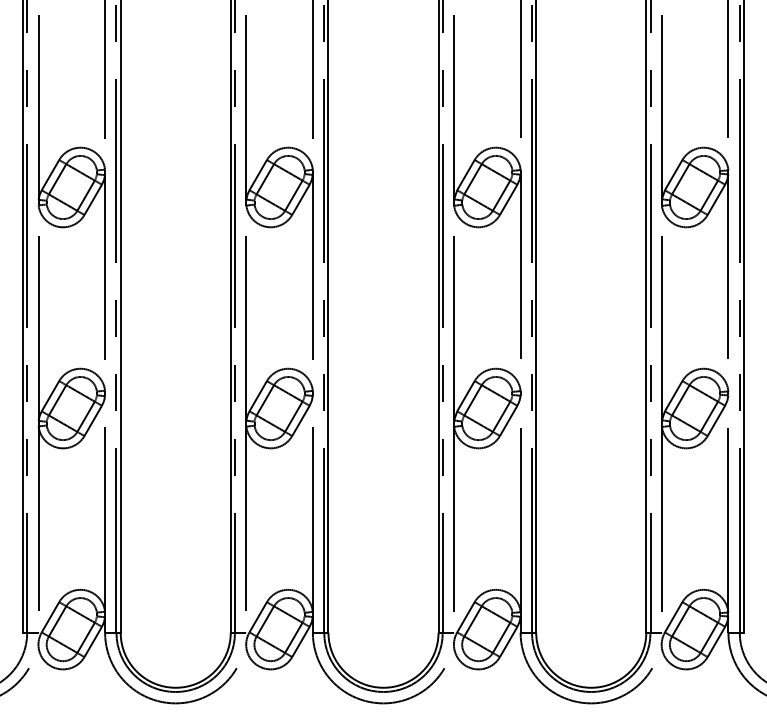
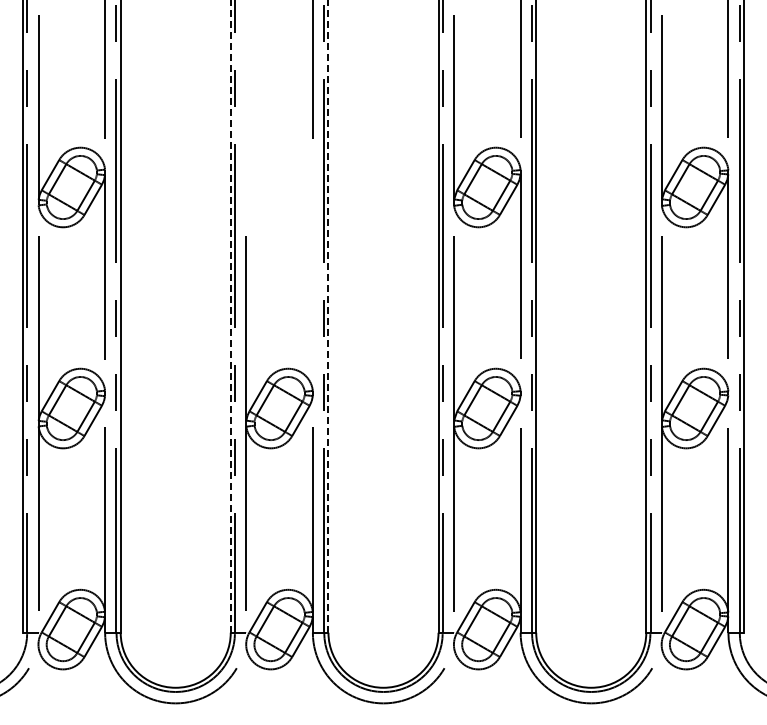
part: present -> none (279, 187)
line: solid -> dashed (230, 316)
line: solid -> dashed (328, 316)
